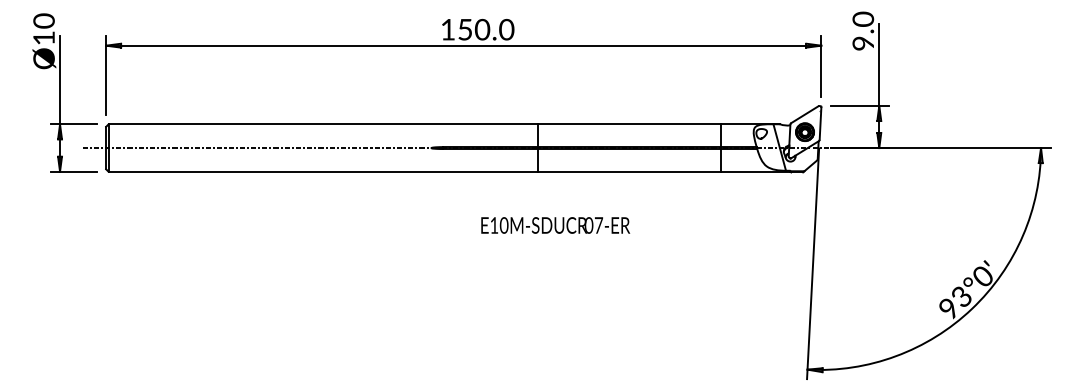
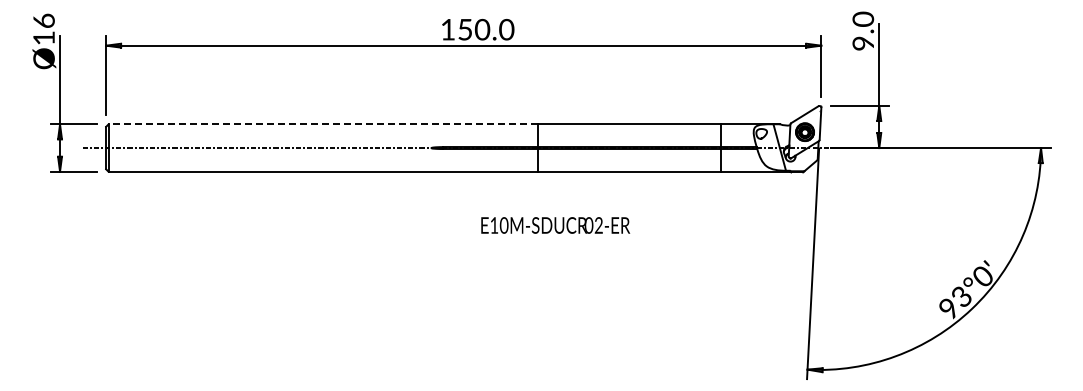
text: Ø10 -> Ø16 (43, 20)
line: solid -> dashed (323, 124)
text: 07-ER -> 02-ER (598, 225)
